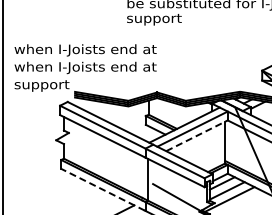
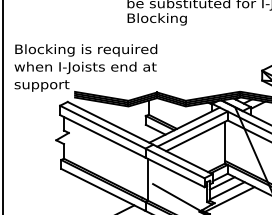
text: support -> Blocking (156, 19)
text: when I-Joists end at -> Blocking is required (85, 50)
line: dashed -> solid (197, 135)
line: dashed -> solid (103, 189)
